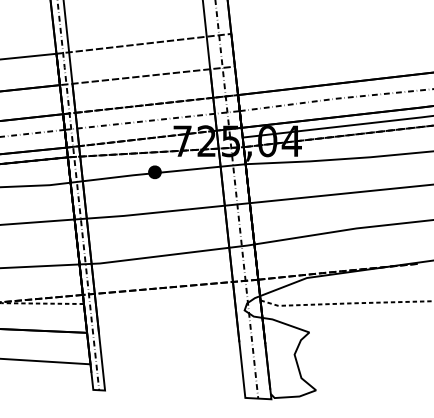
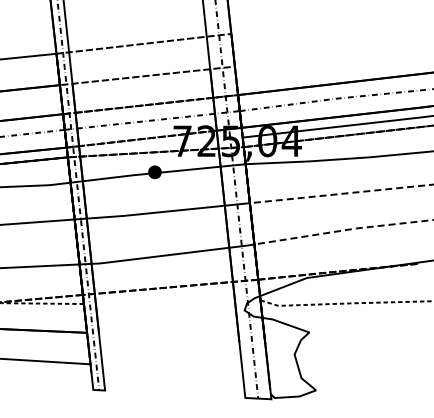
line: solid -> dashed (341, 193)
line: solid -> dashed (343, 230)
